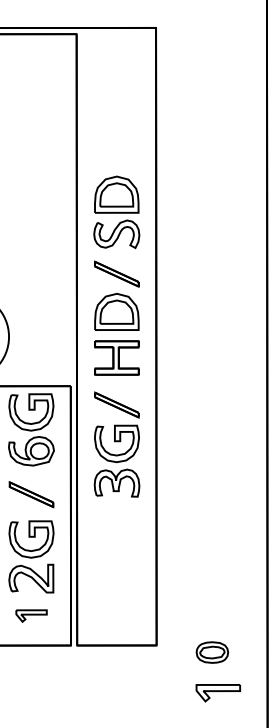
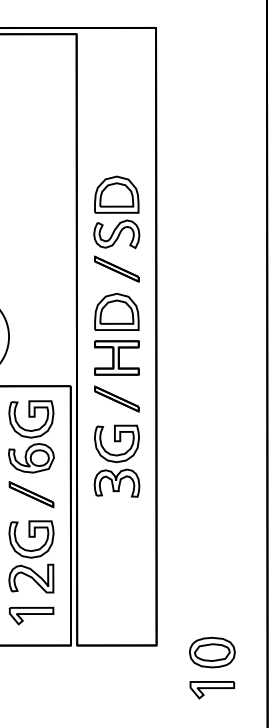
part position: (116, 273) -> (116, 268) (116, 268)
part position: (116, 404) -> (116, 398) (116, 398)
part position: (31, 429) -> (31, 436) (31, 436)
part size: 33x14 px -> 47x20 px (31, 615)
part size: 35x23 px -> 47x33 px (212, 652)
part position: (217, 693) -> (211, 690) (211, 690)
